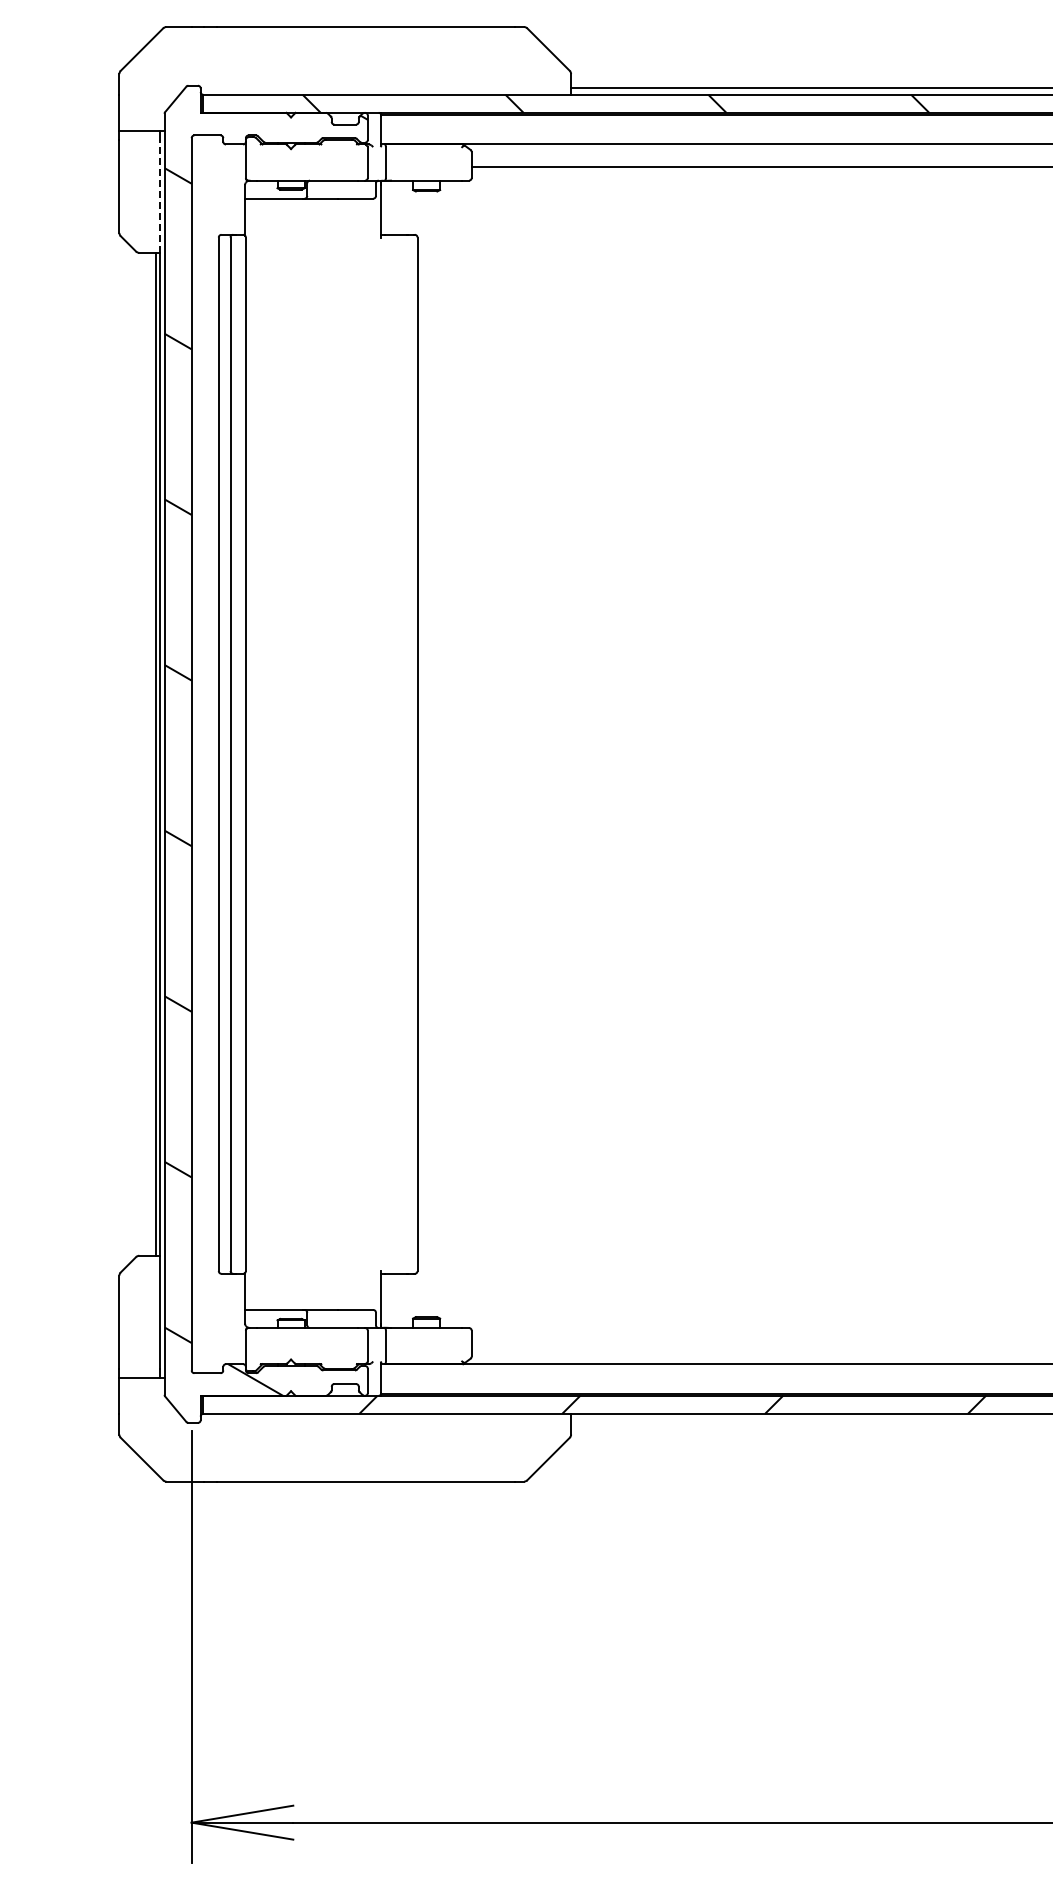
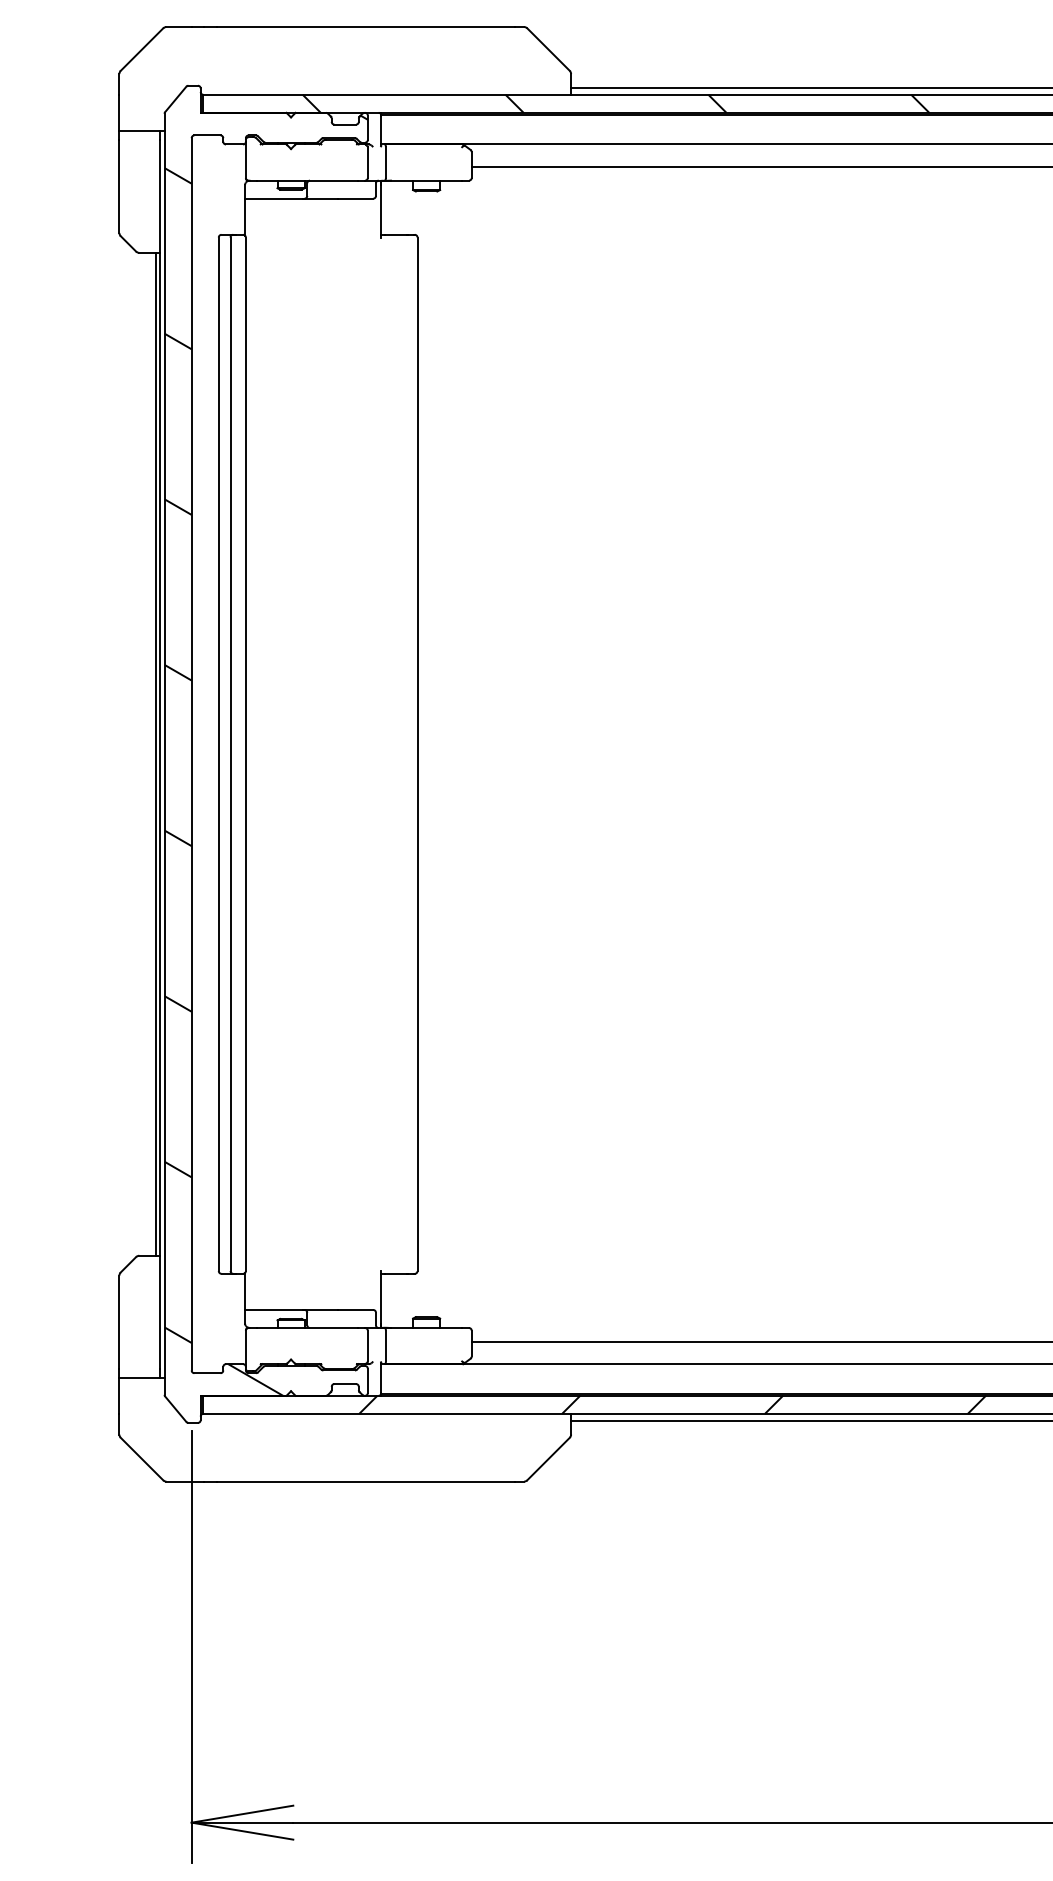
line: dashed -> solid (160, 195)
line: none -> present (760, 1341)
line: none -> present (810, 1421)
